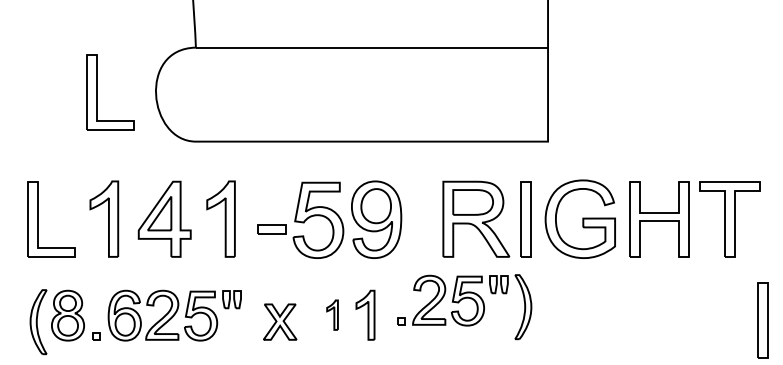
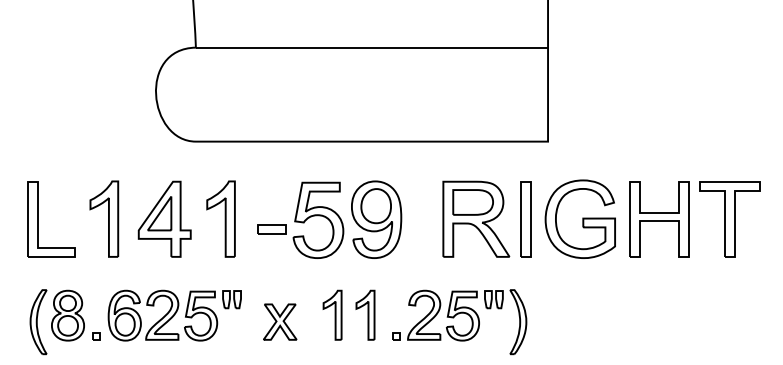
part: present -> none (97, 92)
part position: (458, 310) -> (453, 325) (453, 325)
part size: 13x32 px -> 21x52 px (332, 314)
part: present -> none (762, 320)
